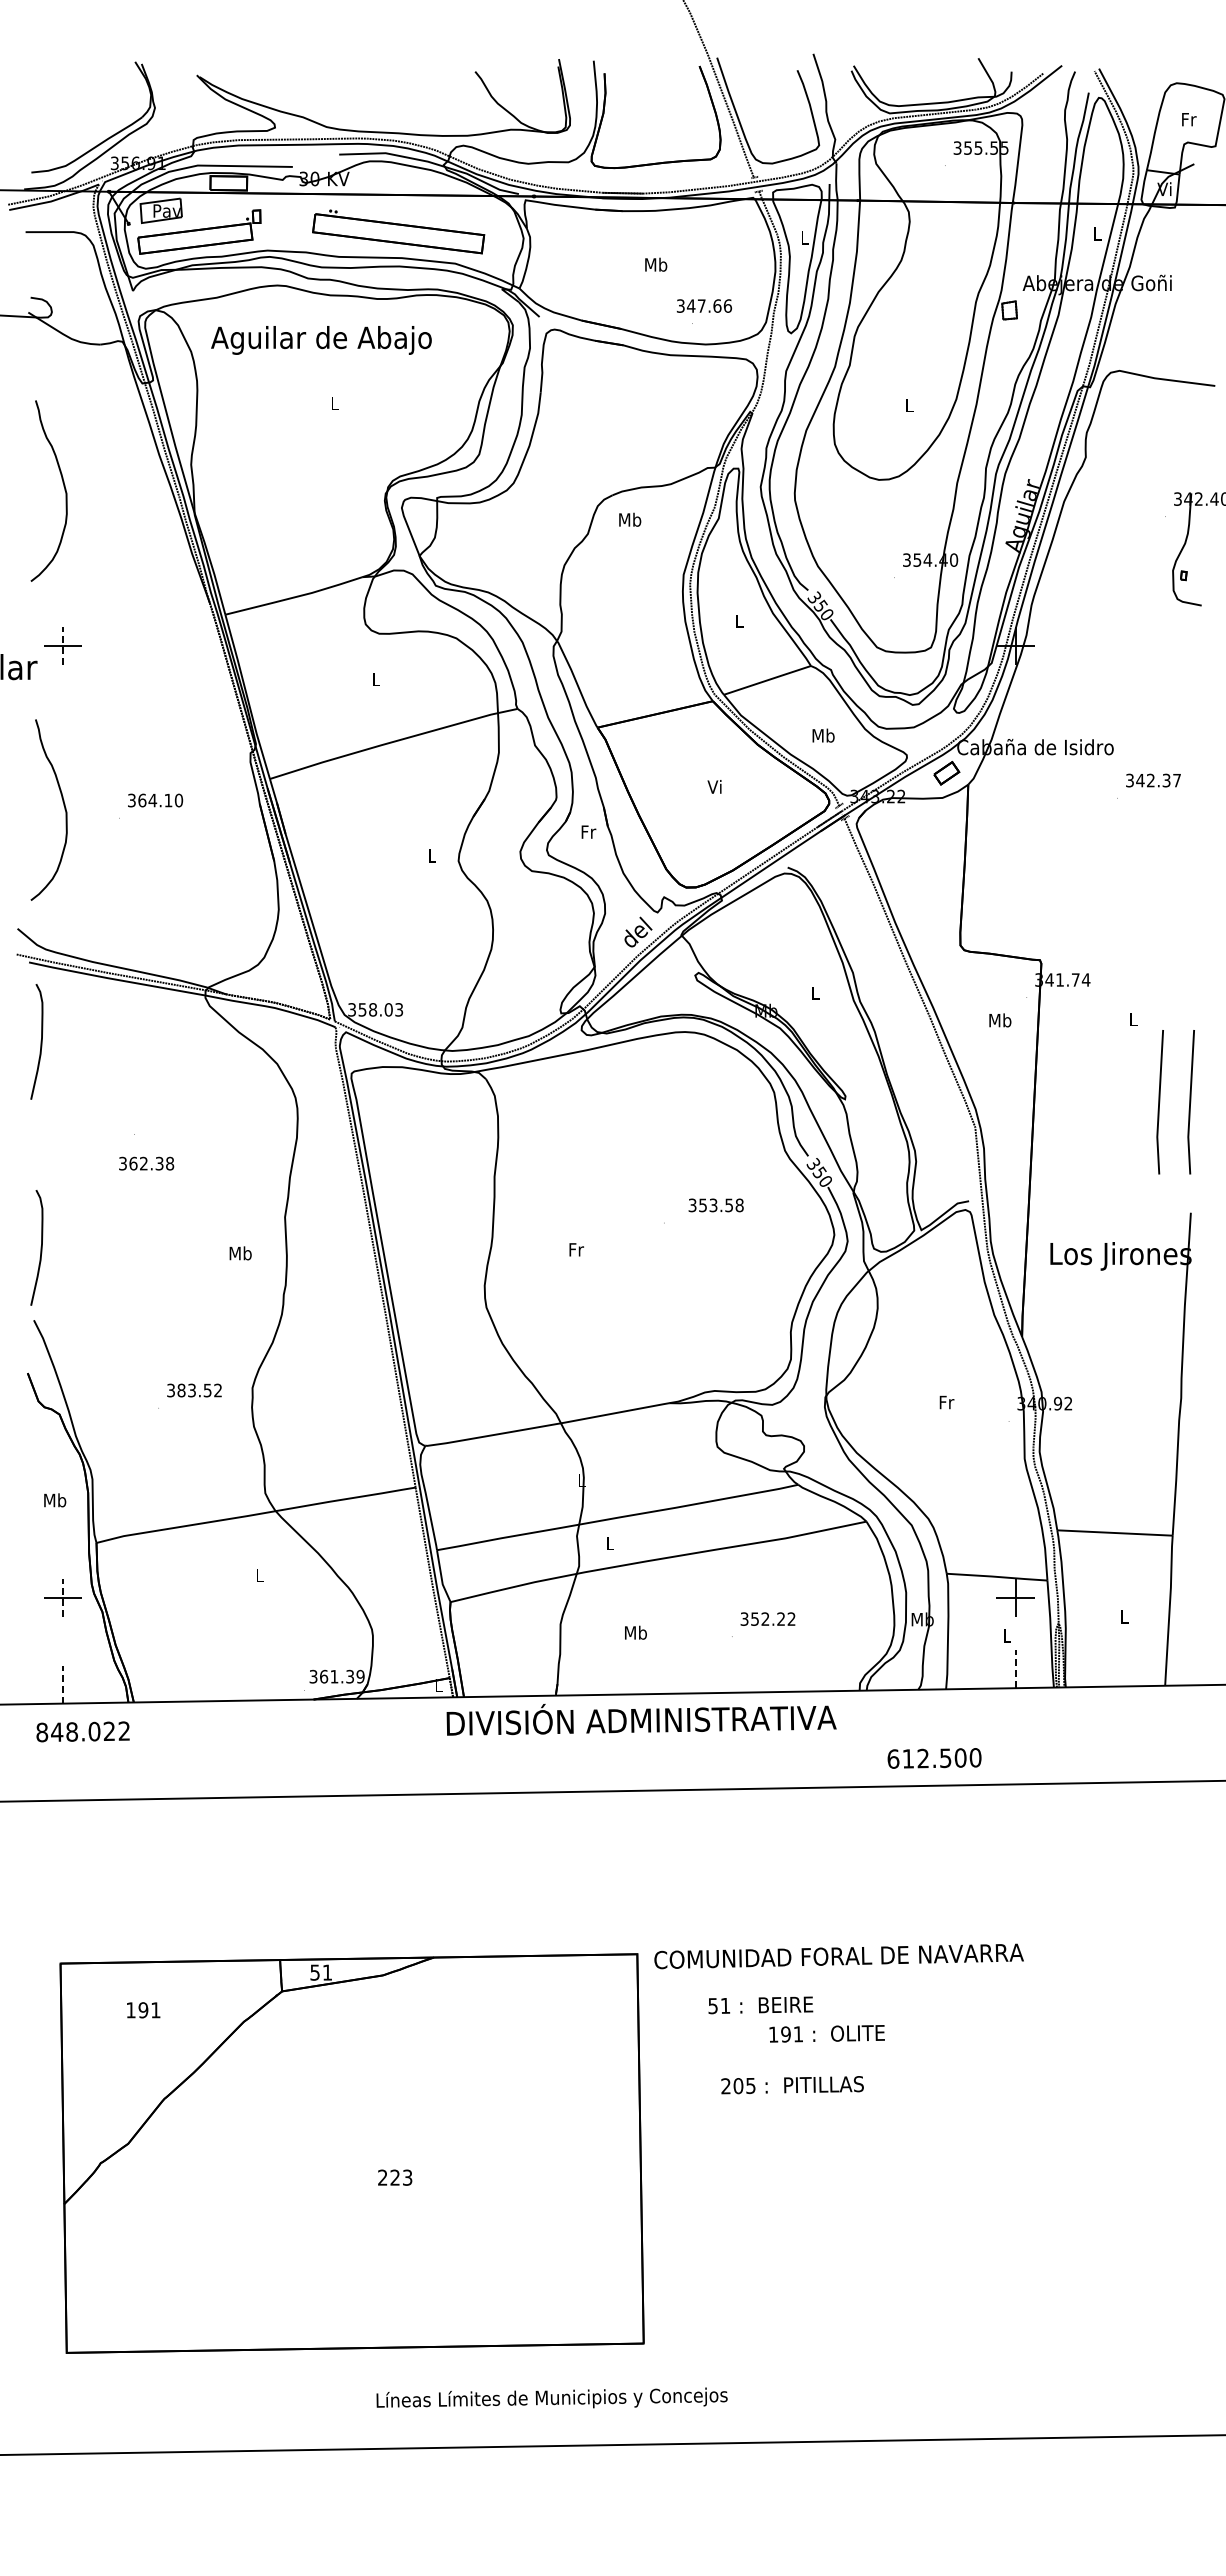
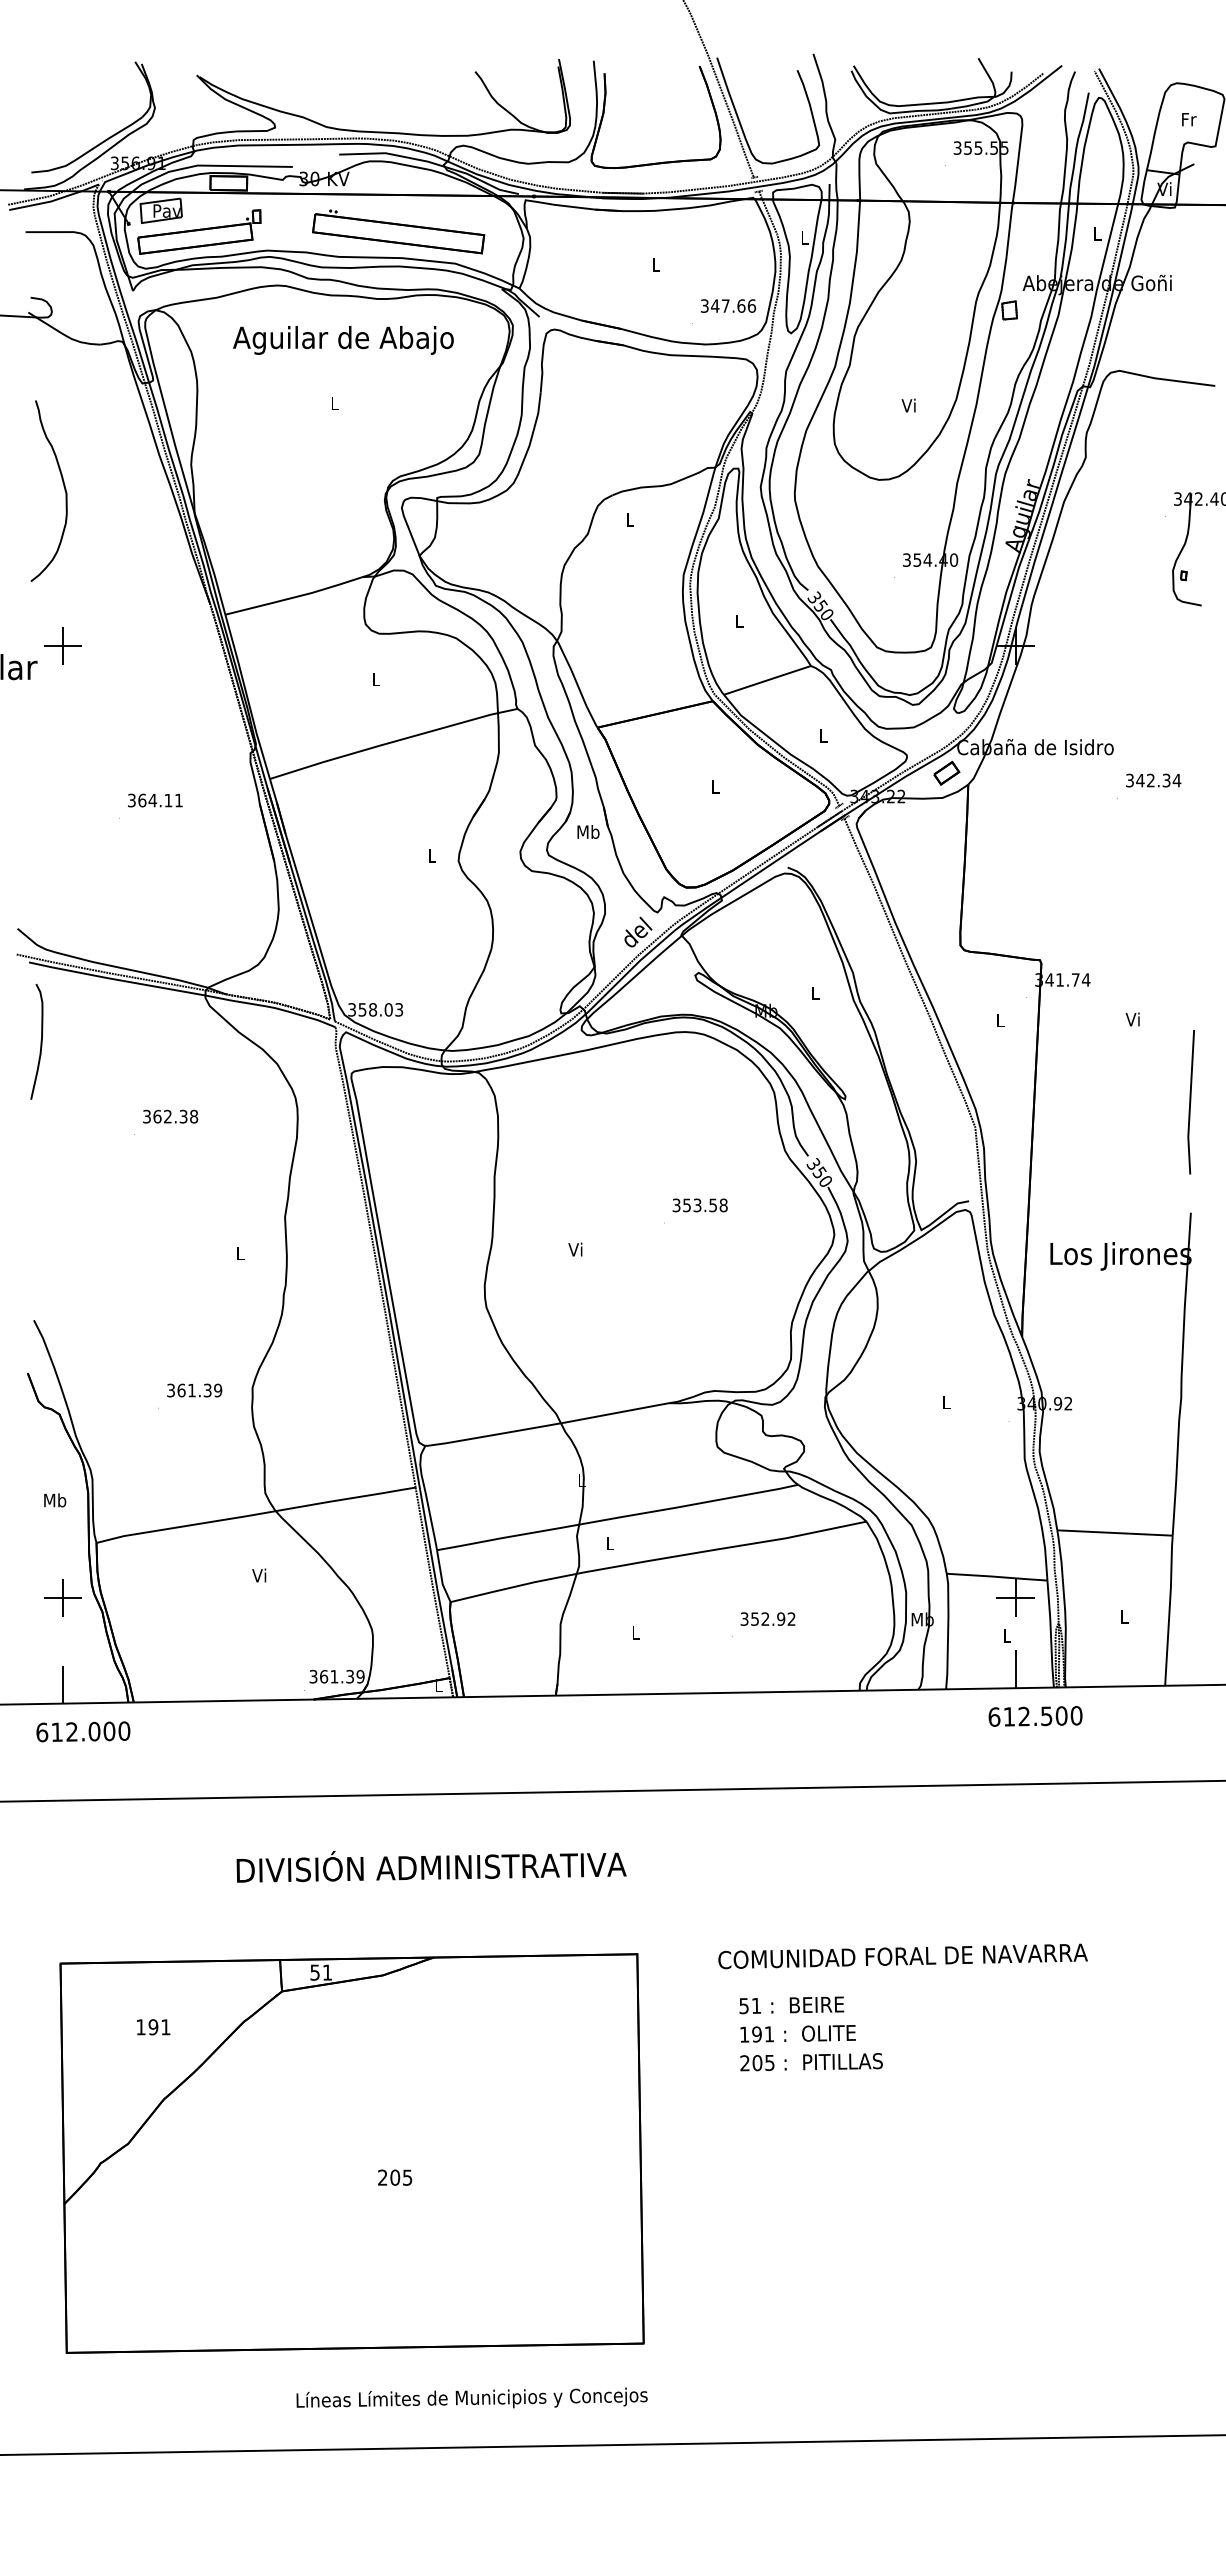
text: Mb -> L (656, 264)
text position: (704, 305) -> (728, 305) (728, 305)
text position: (321, 340) -> (343, 340) (343, 340)
text: L -> Vi (908, 405)
text: Mb -> L (630, 519)
line: dashed -> solid (63, 645)
text: Mb -> L (823, 735)
text: 342.37 -> 342.34 (1176, 780)
text: Vi -> L (714, 786)
text: 364.10 -> 364.11 (178, 800)
curve: present -> none (63, 805)
text: Fr -> Mb (588, 831)
text: L -> Vi (1132, 1019)
text: Mb -> L (1000, 1020)
line: present -> none (1159, 1102)
text position: (146, 1163) -> (170, 1116) (170, 1116)
text position: (715, 1205) -> (699, 1205) (699, 1205)
curve: present -> none (40, 1247)
text: Fr -> Vi (576, 1249)
text: Mb -> L (240, 1253)
text: 383.52 -> 361.39 (199, 1390)
text: Fr -> L (946, 1402)
text: L -> Vi (259, 1575)
line: dashed -> solid (63, 1597)
text: 352.22 -> 352.92 (781, 1618)
text: Mb -> L (635, 1632)
line: dashed -> solid (1015, 1668)
line: dashed -> solid (63, 1684)
text position: (641, 1719) -> (431, 1866) (431, 1866)
text: 848.022 -> 612.000 (83, 1731)
text position: (934, 1758) -> (1035, 1716) (1035, 1716)
text position: (838, 1956) -> (902, 1956) (902, 1956)
text position: (760, 2005) -> (791, 2005) (791, 2005)
text position: (143, 2010) -> (153, 2027) (153, 2027)
text position: (826, 2033) -> (797, 2033) (797, 2033)
text position: (792, 2085) -> (811, 2062) (811, 2062)
text: 223 -> 205 (401, 2177)
text position: (551, 2397) -> (471, 2397) (471, 2397)
